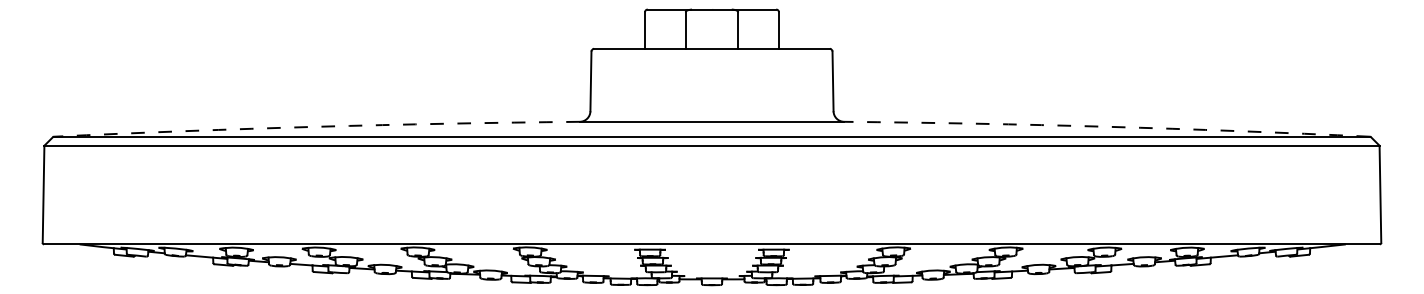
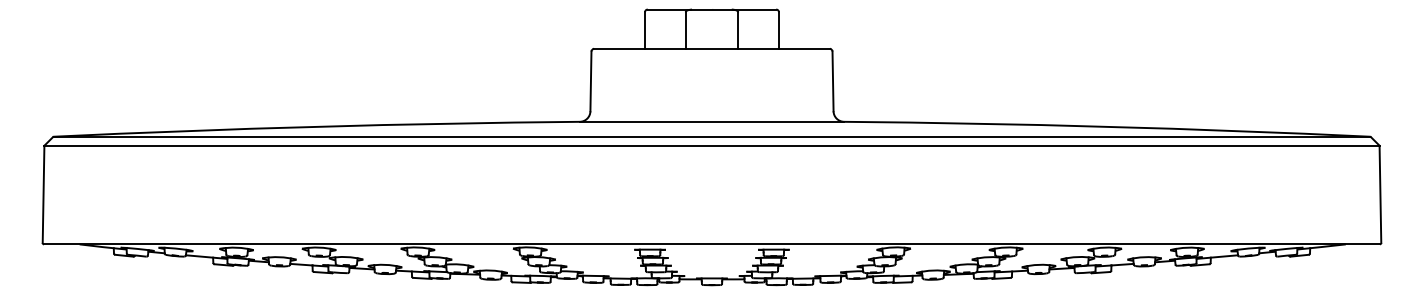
arc: dashed -> solid (316, 126)
arc: dashed -> solid (1107, 126)
